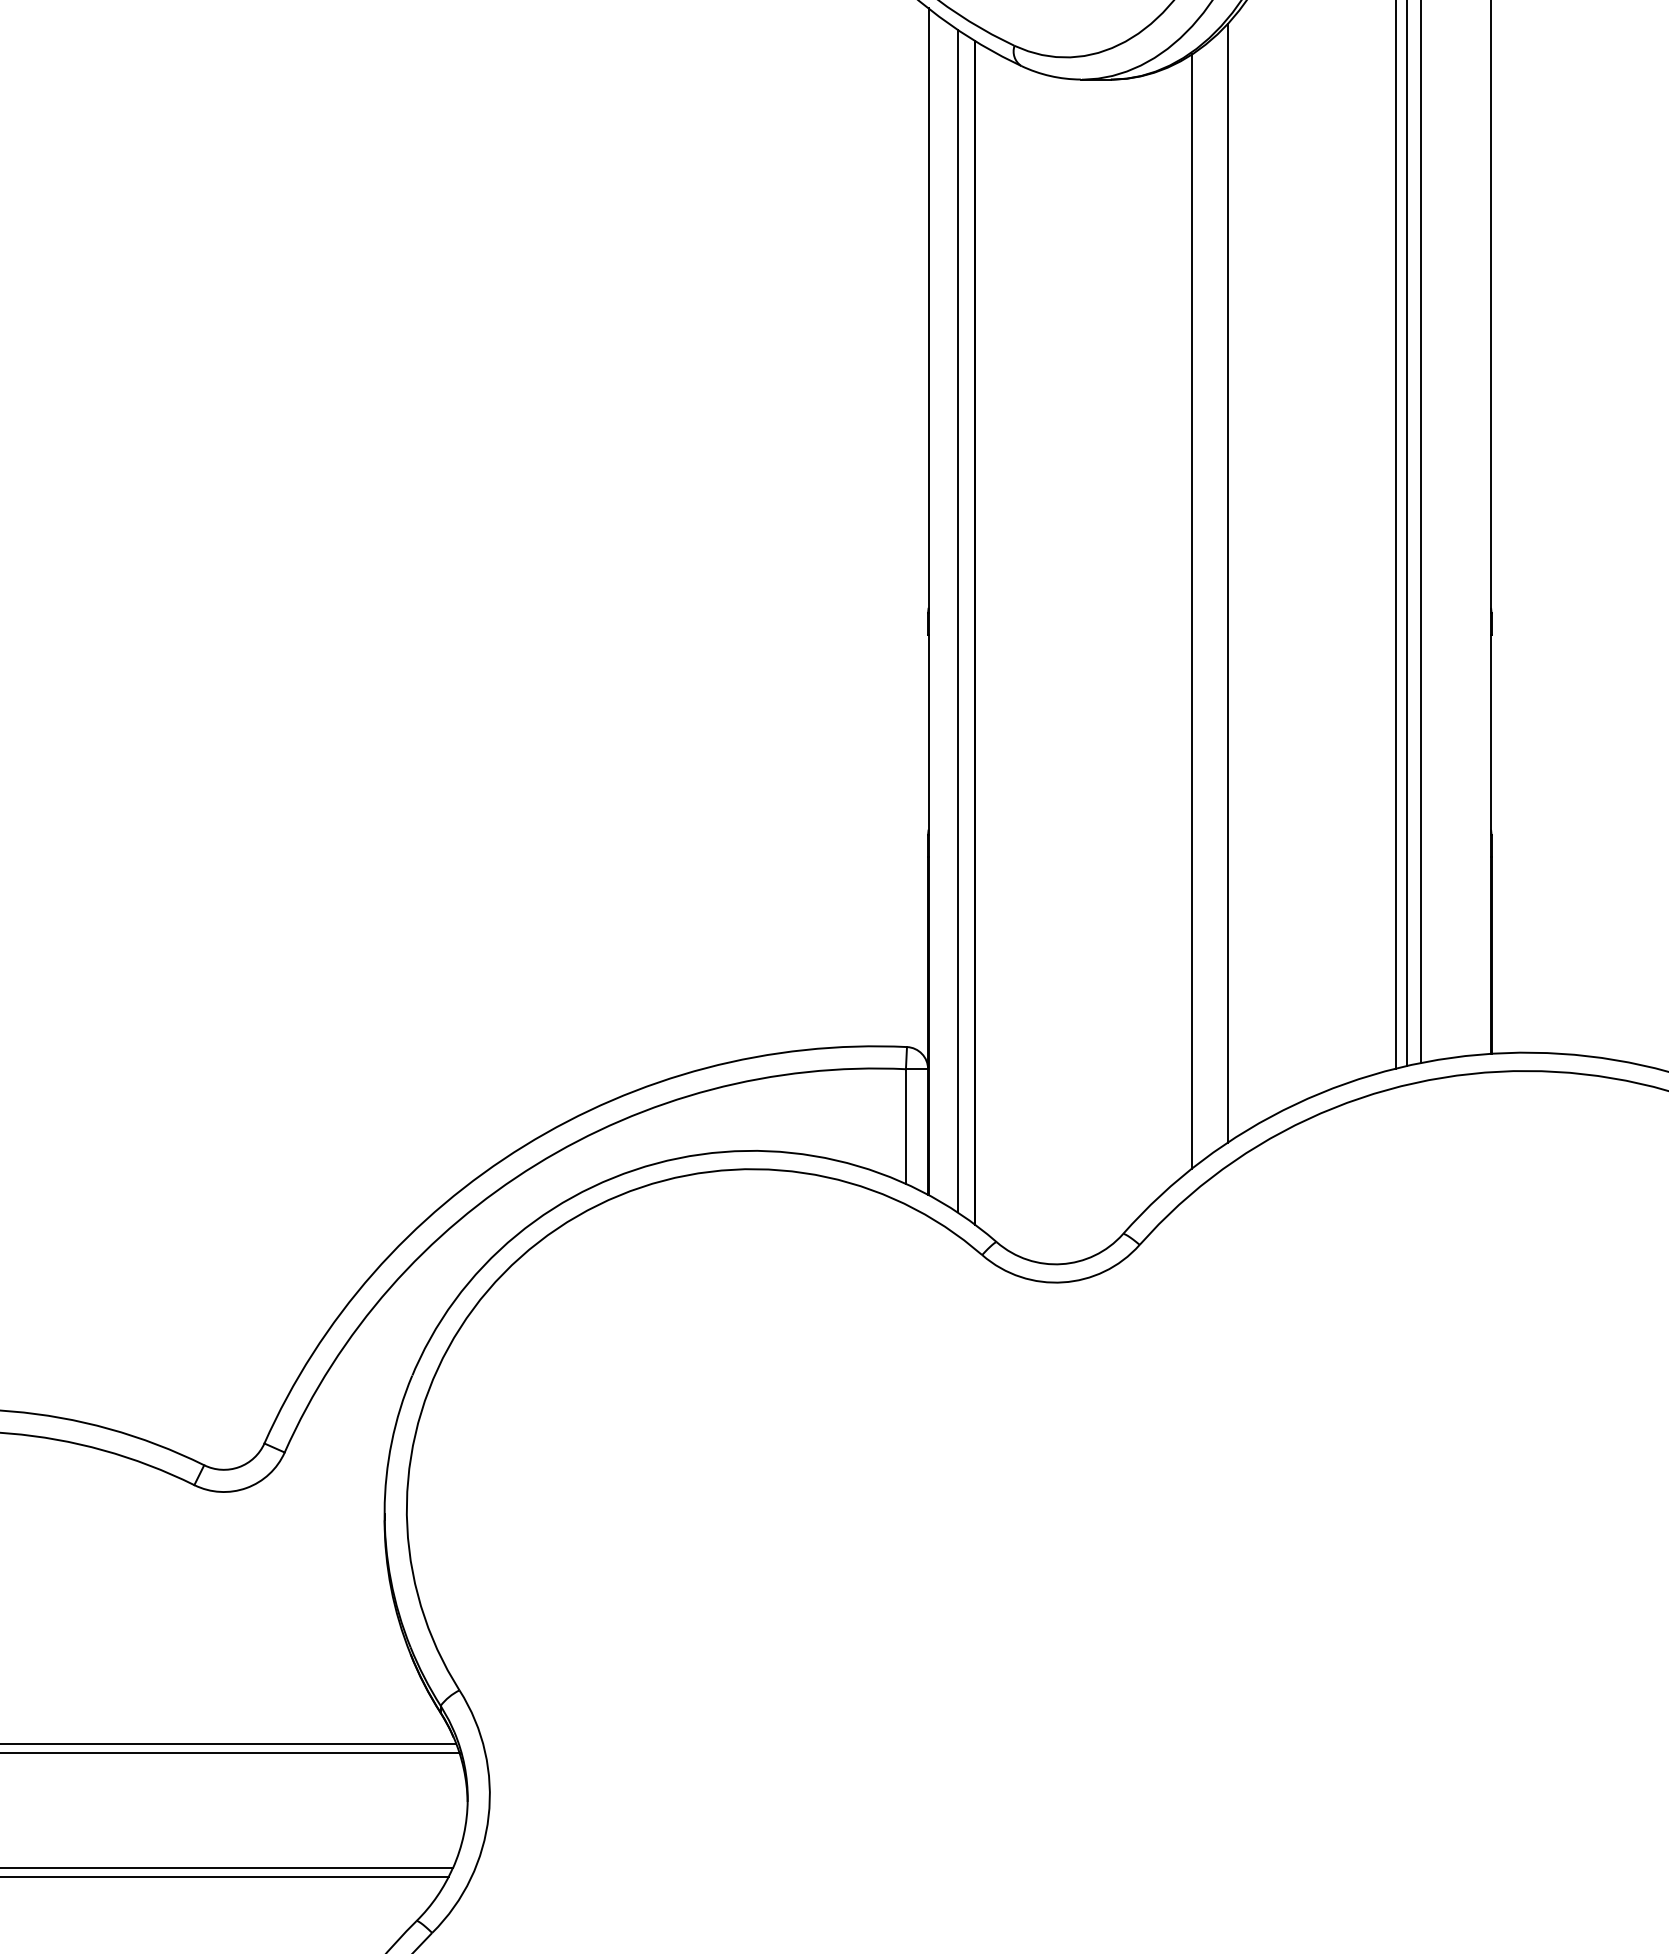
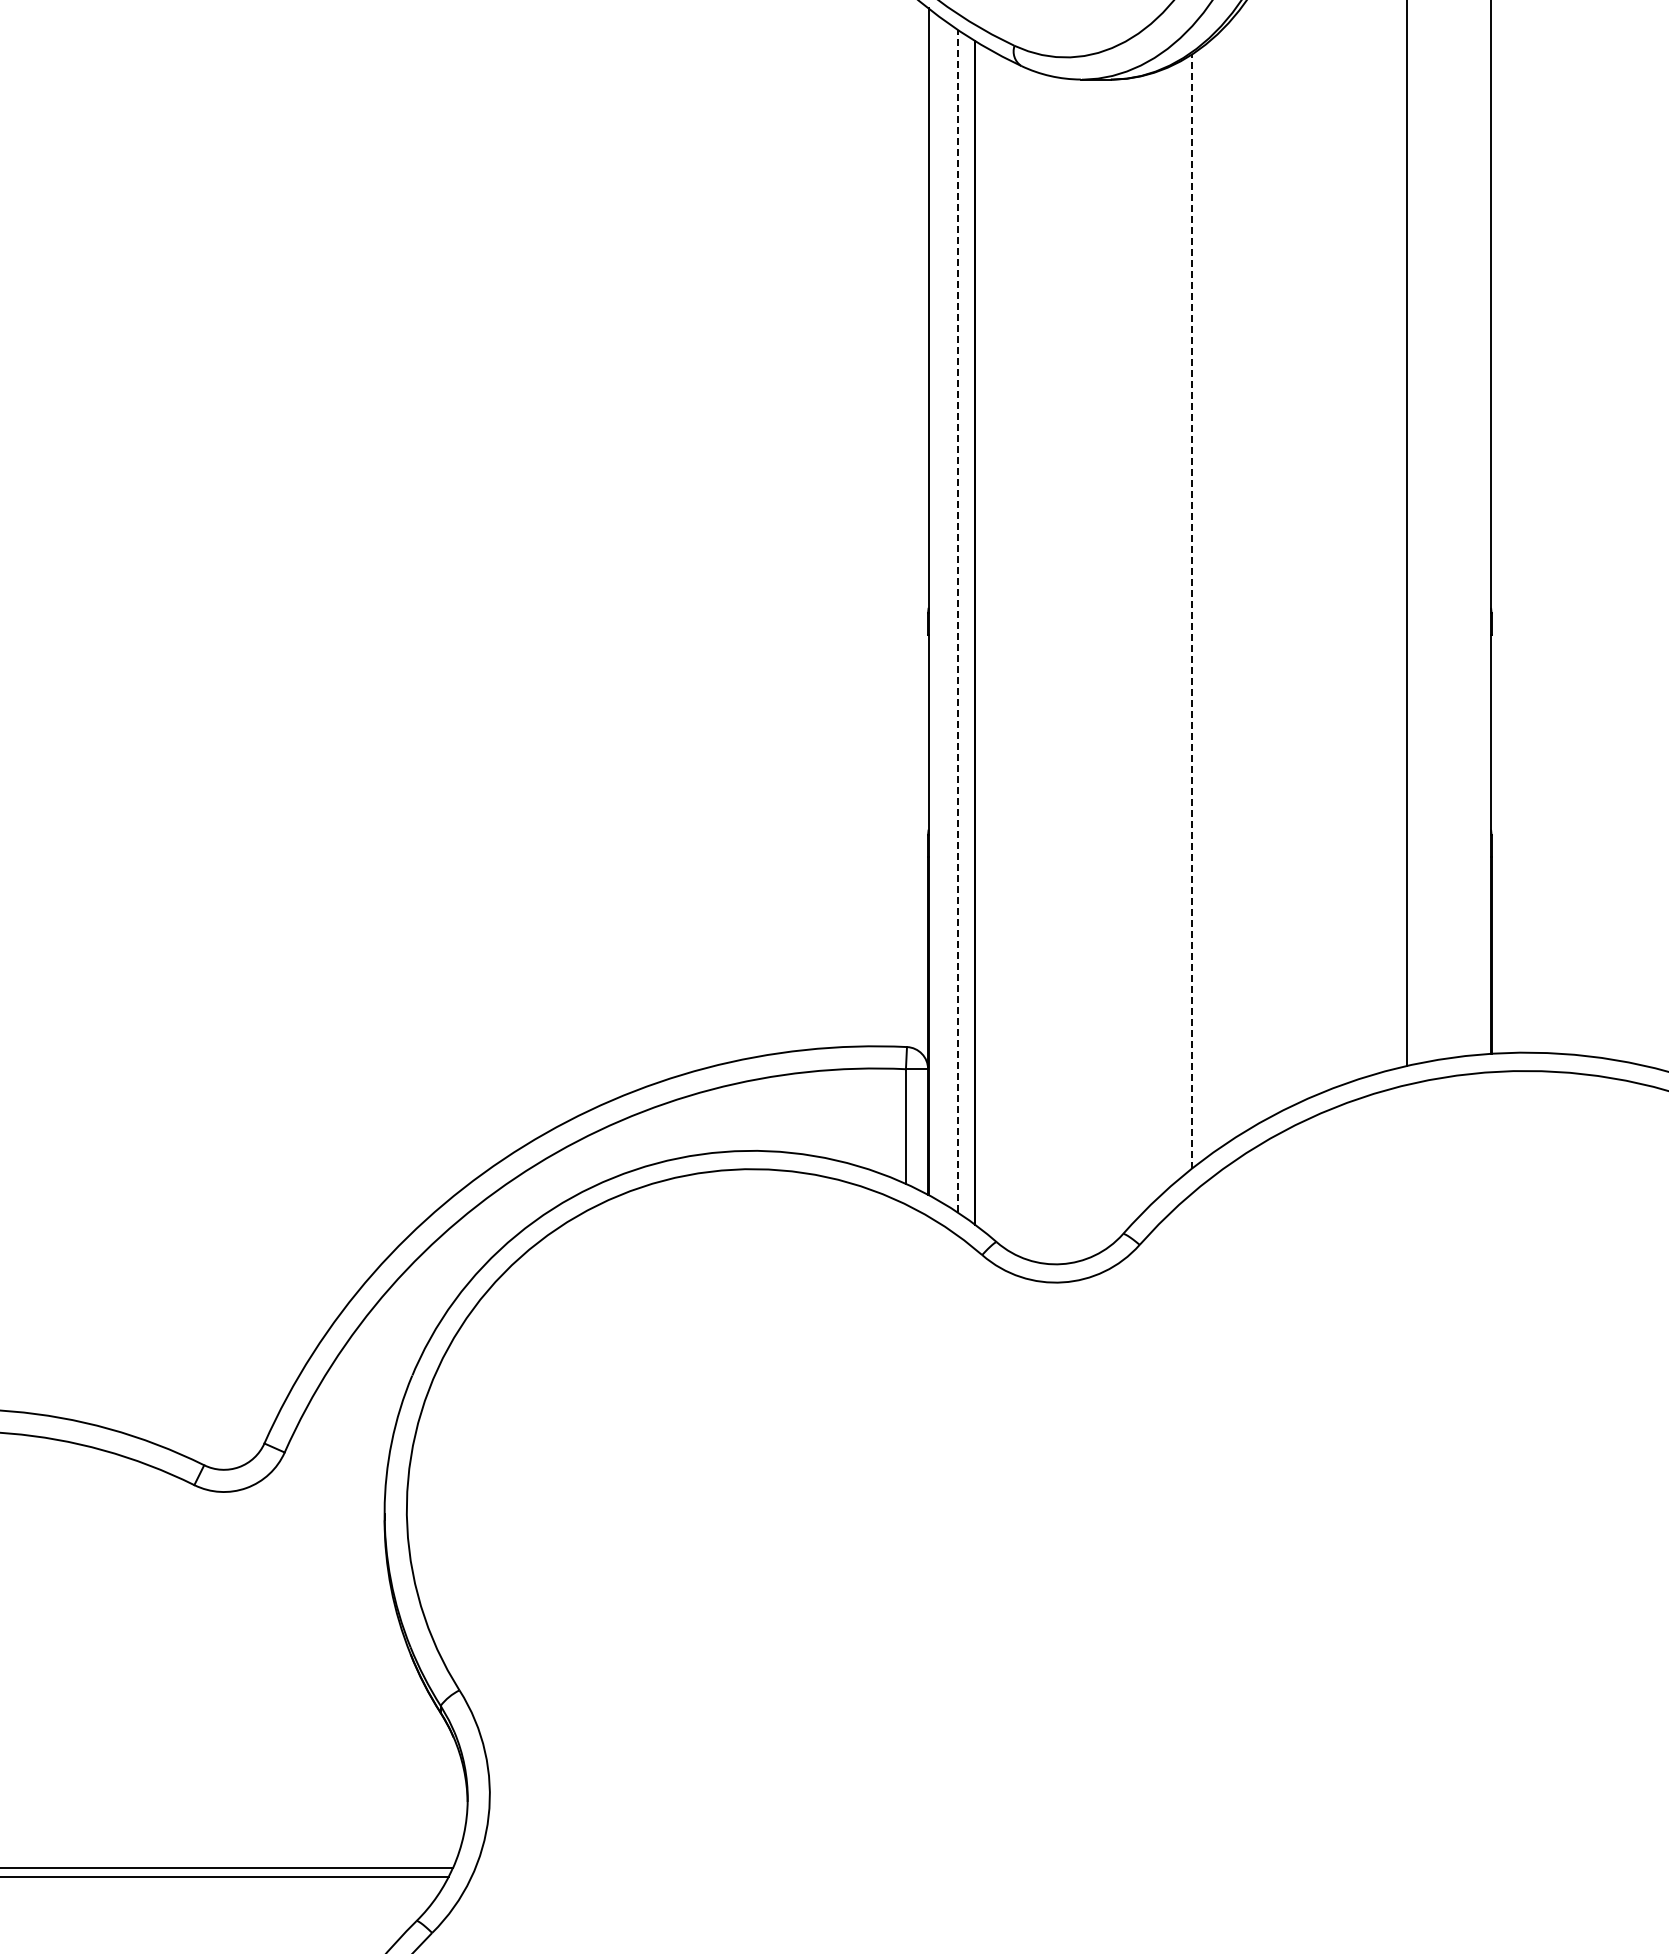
line: present -> none (1421, 532)
line: present -> none (1396, 535)
line: present -> none (1227, 583)
line: solid -> dashed (1192, 611)
line: solid -> dashed (957, 620)
line: present -> none (229, 1744)
line: present -> none (230, 1752)
